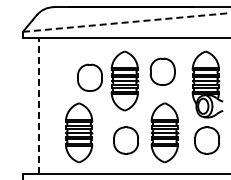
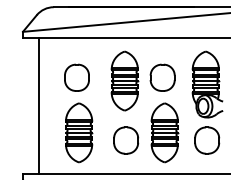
line: dashed -> solid (127, 22)
part position: (162, 71) -> (162, 77) (162, 77)
part position: (89, 77) -> (76, 77) (76, 77)
line: dashed -> solid (39, 106)
